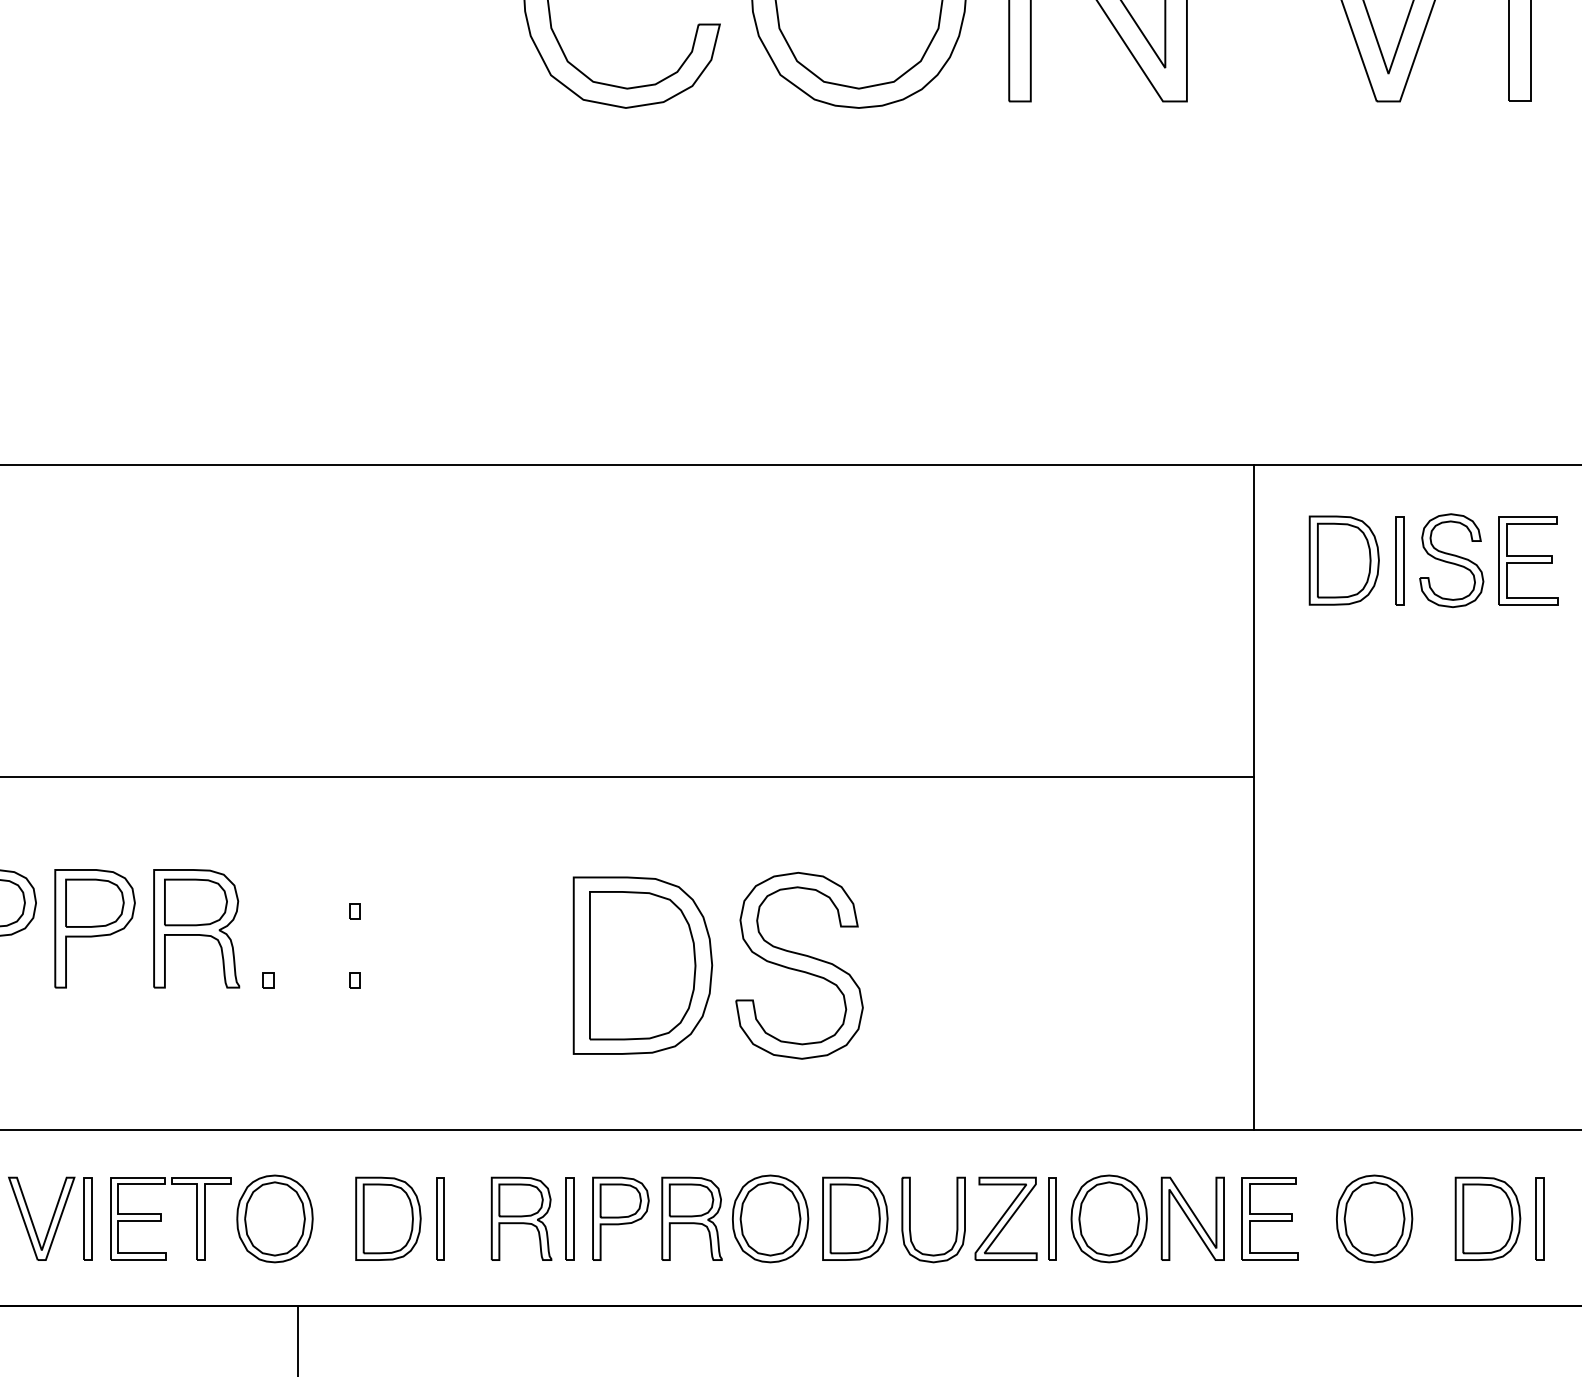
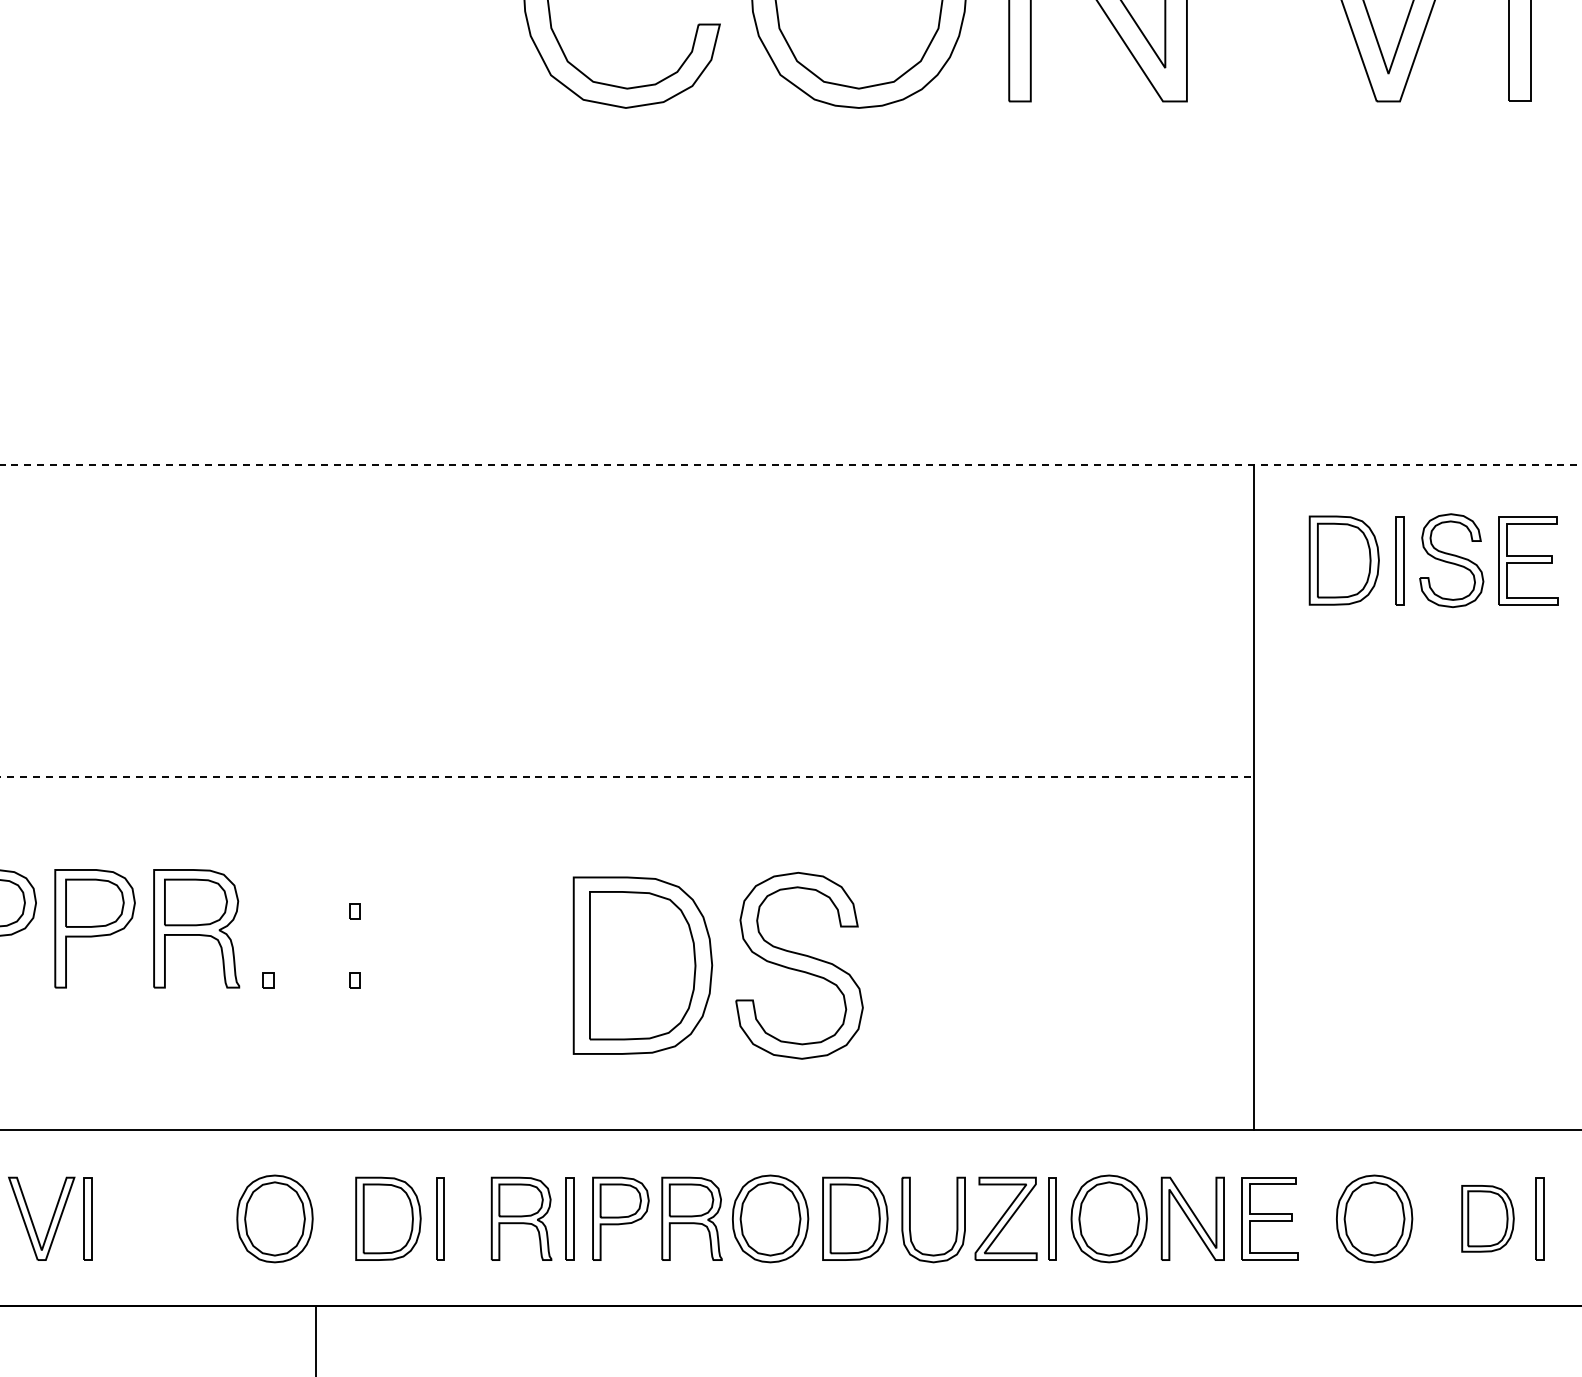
line: solid -> dashed (791, 464)
line: solid -> dashed (627, 776)
part: present -> none (161, 1218)
part size: 68x85 px -> 54x68 px (1487, 1218)
line position: (298, 1339) -> (316, 1339) (316, 1339)
